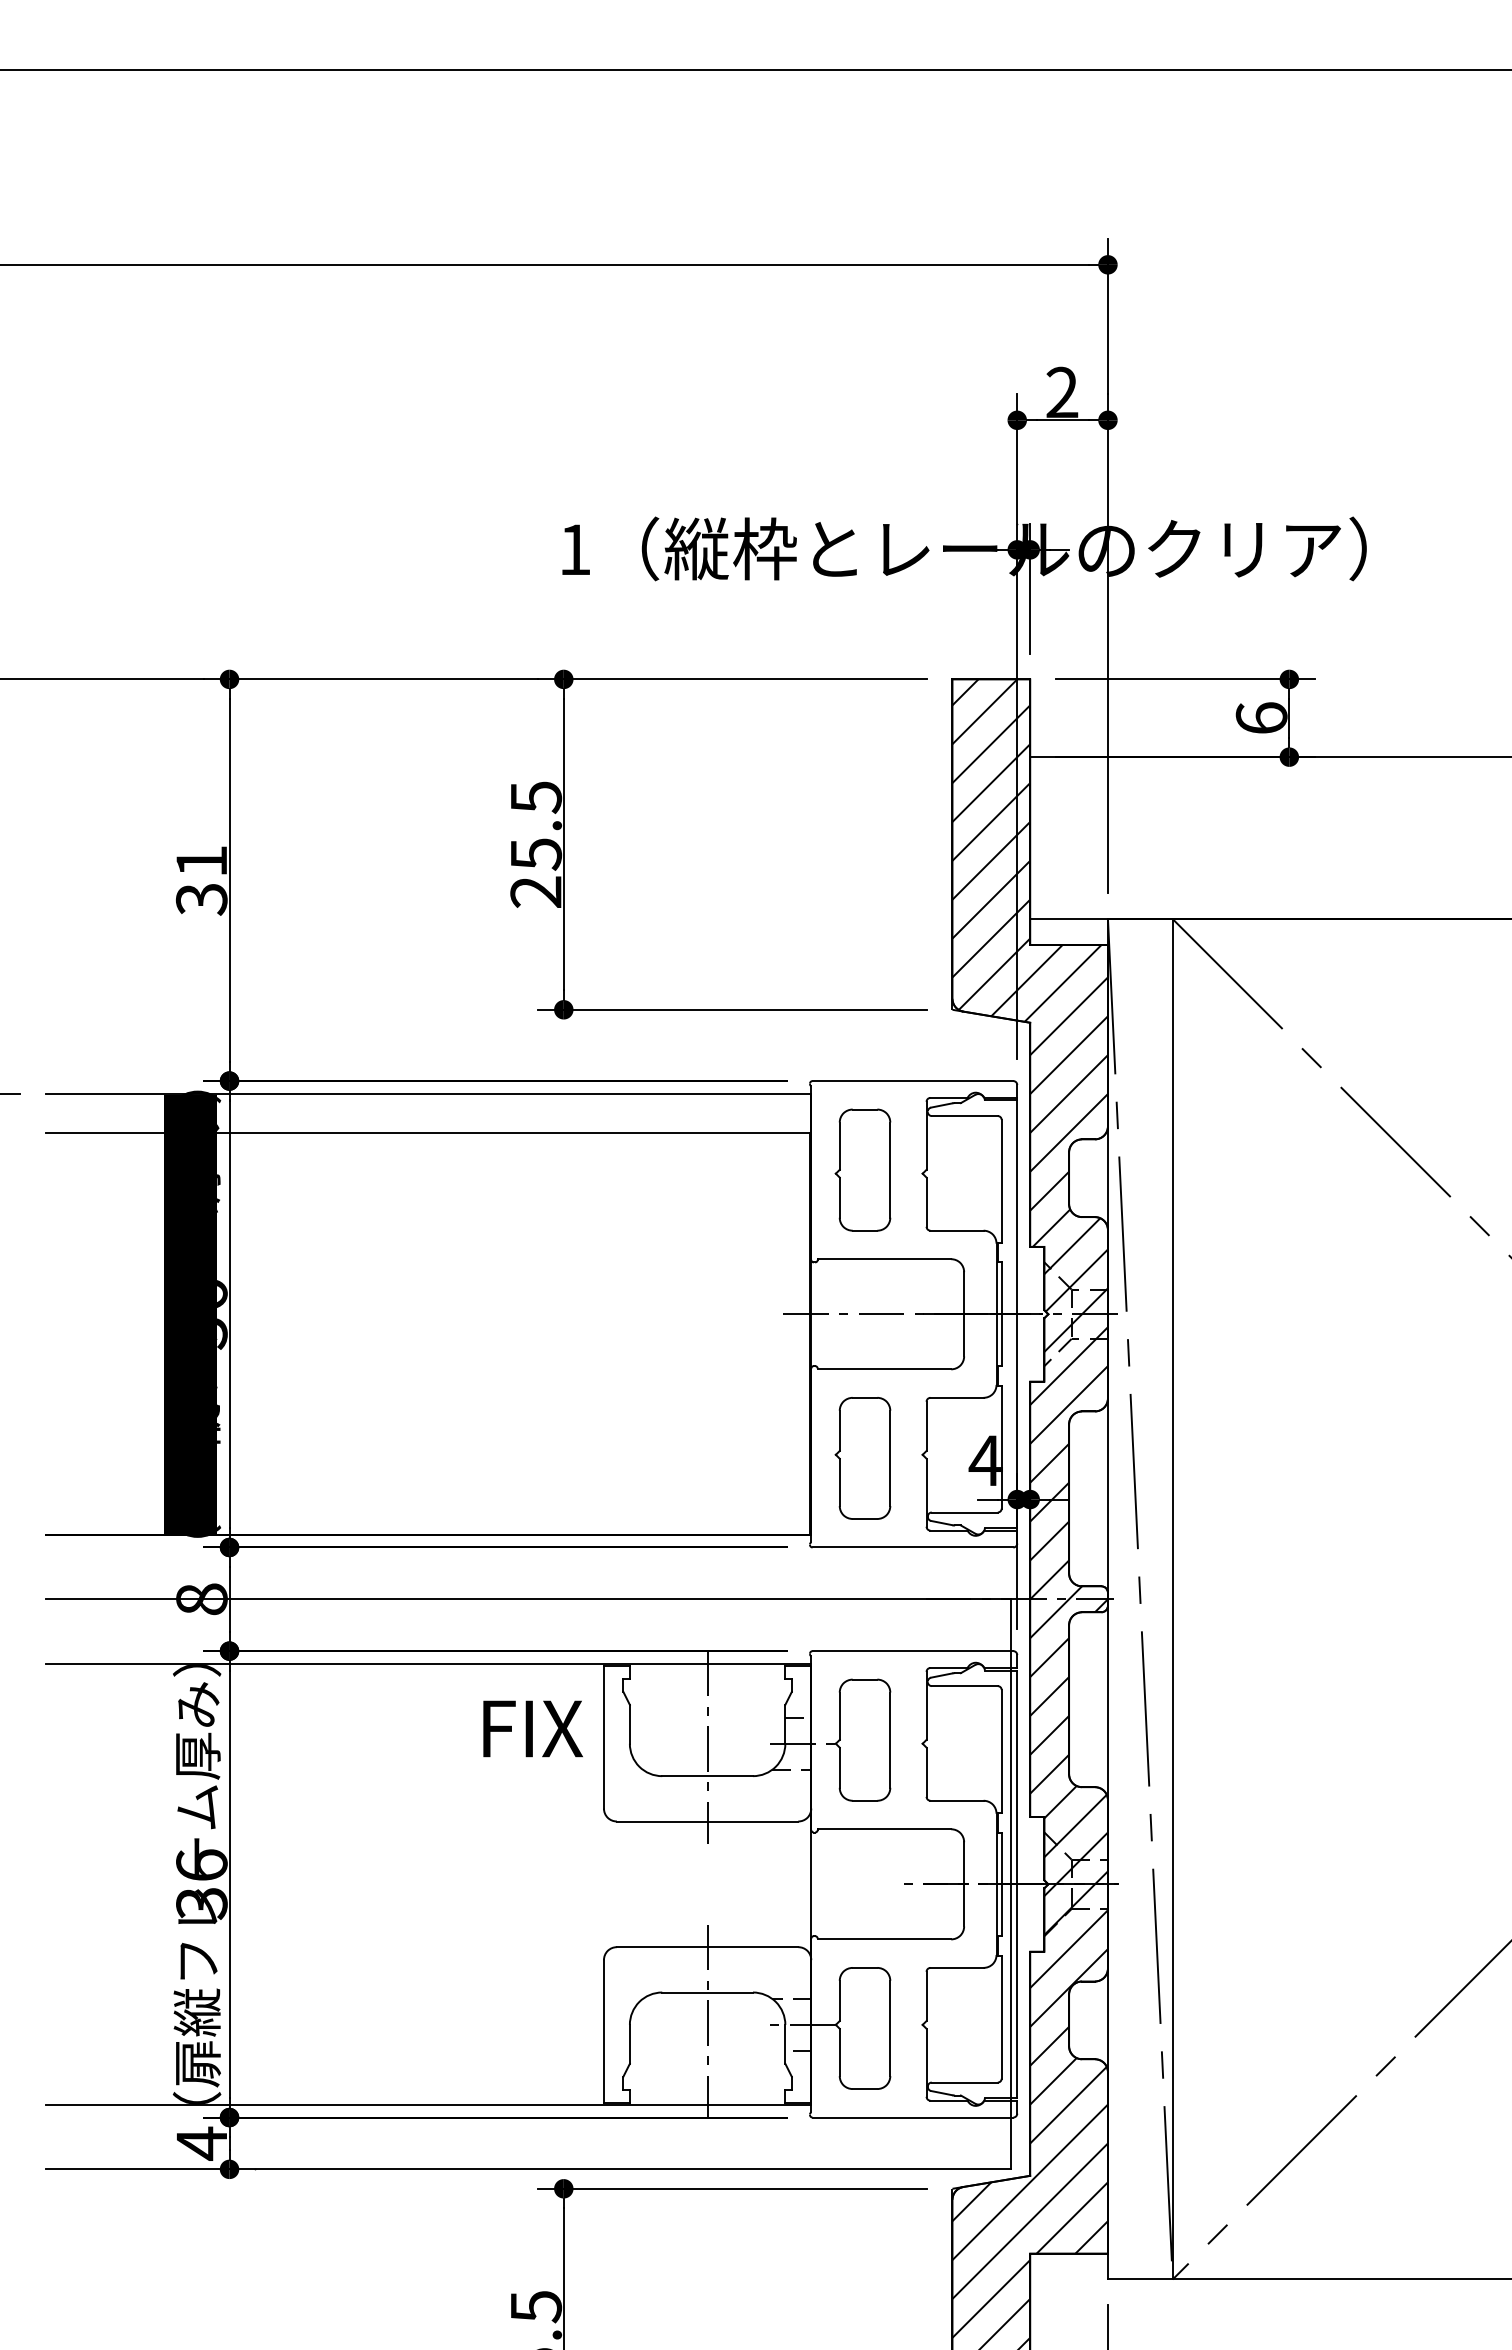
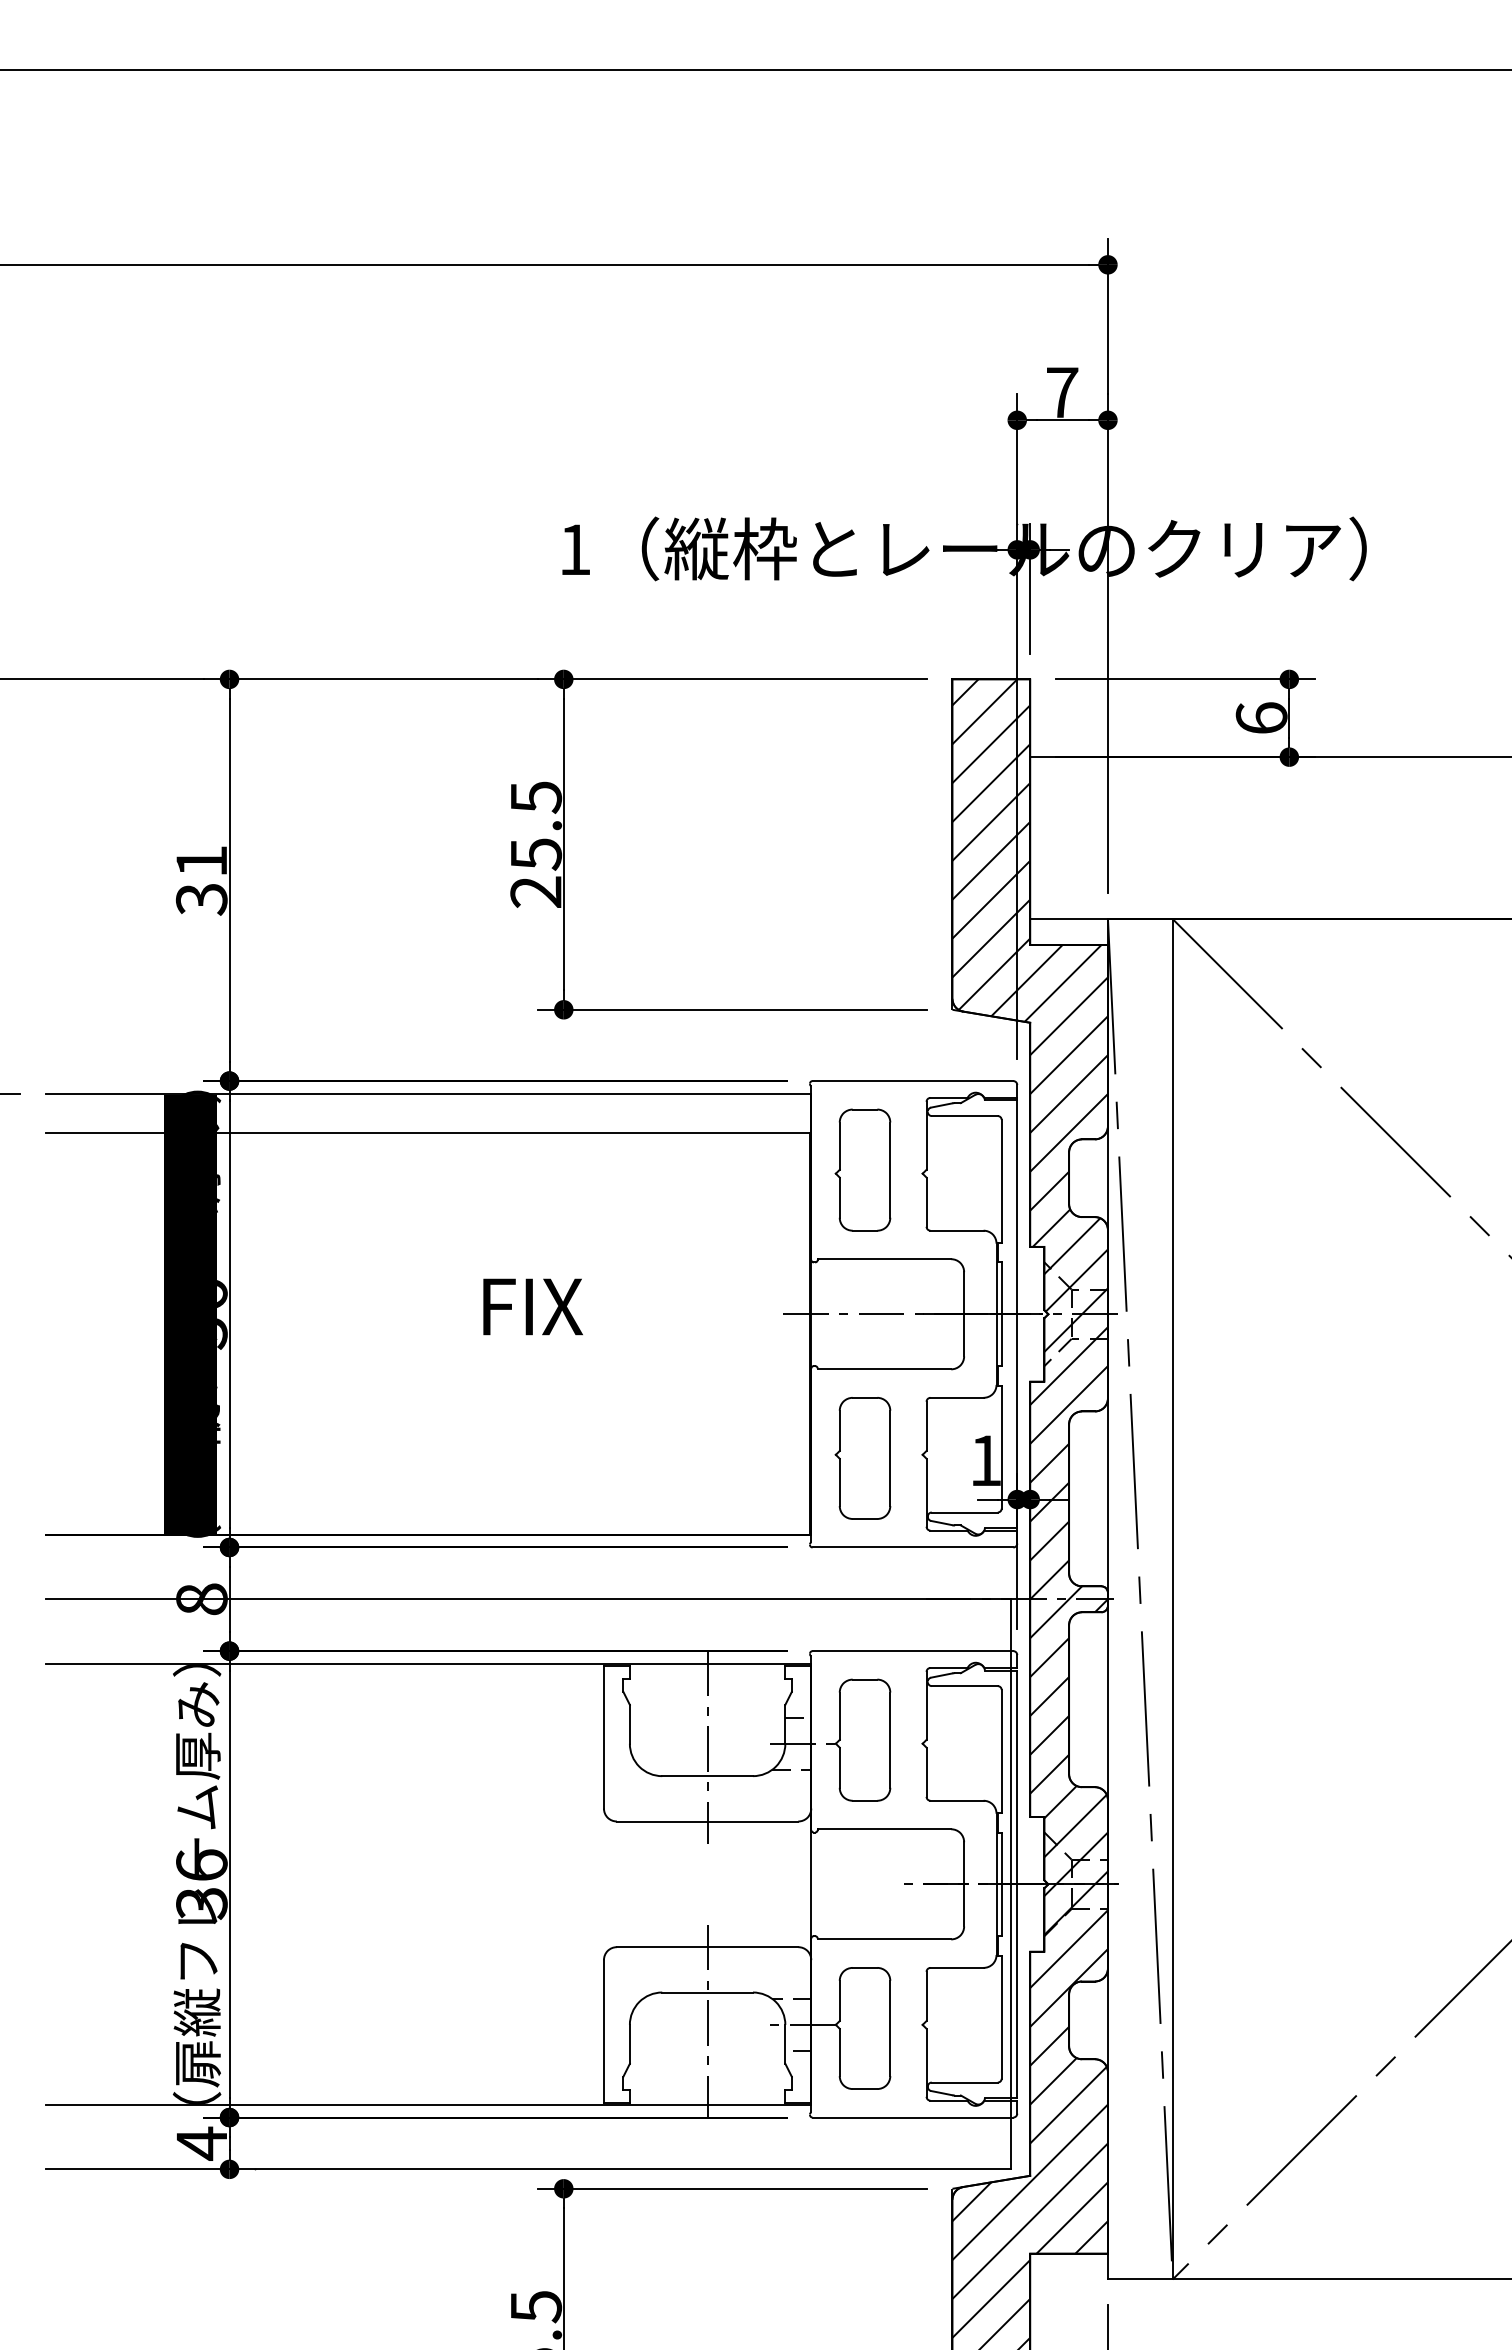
text: 2 -> 7 (1062, 391)
text: 4 -> 1 (984, 1460)
text position: (532, 1728) -> (532, 1306) (532, 1306)
